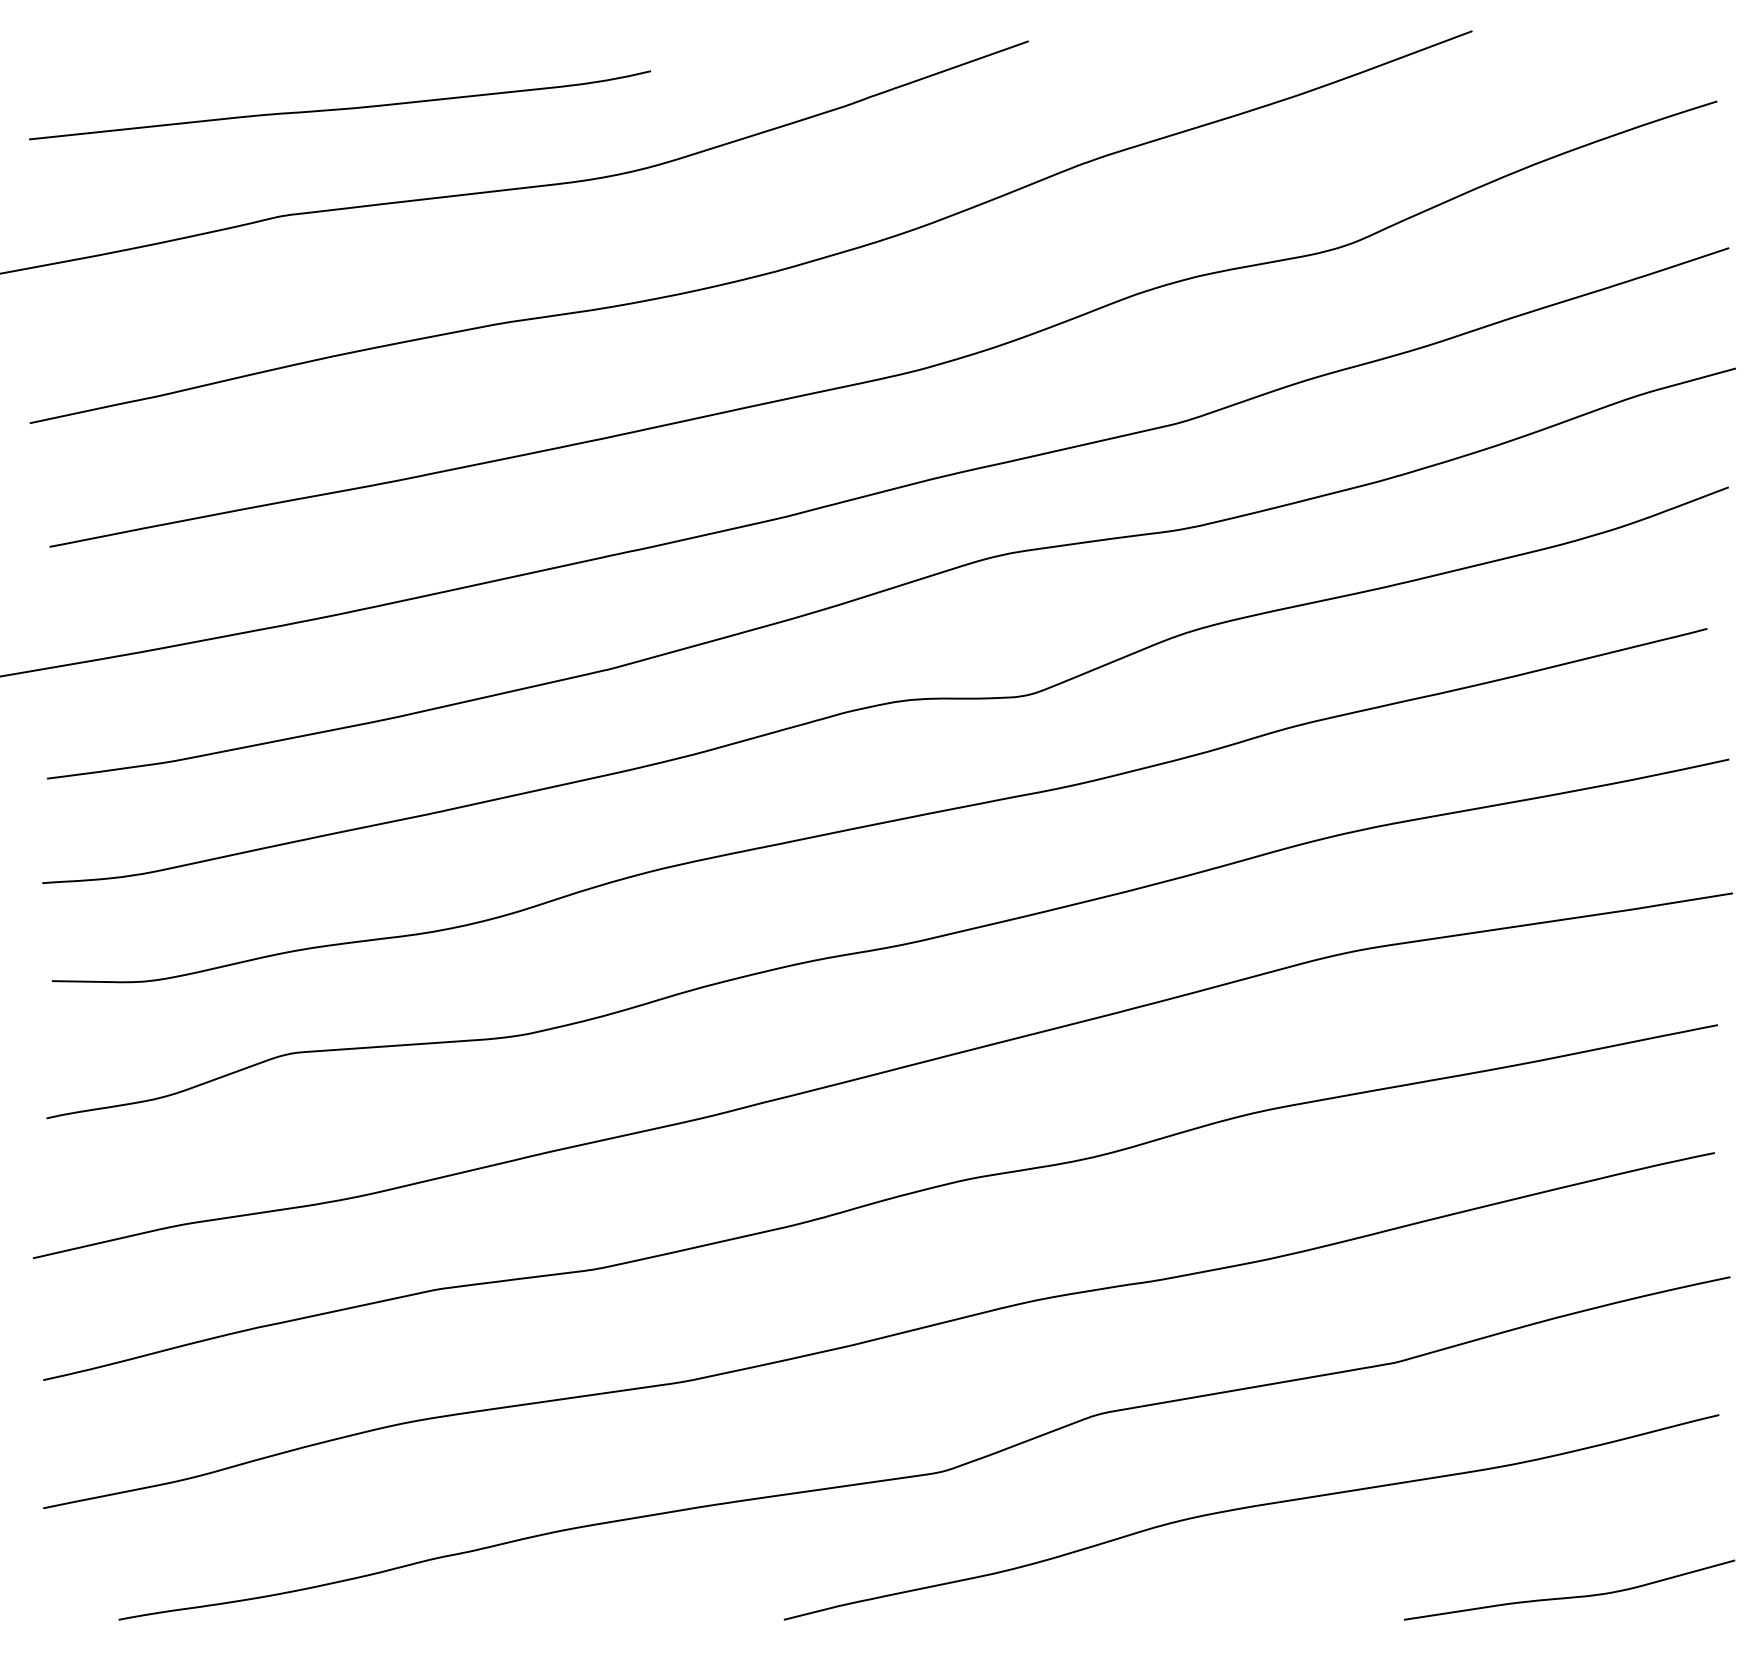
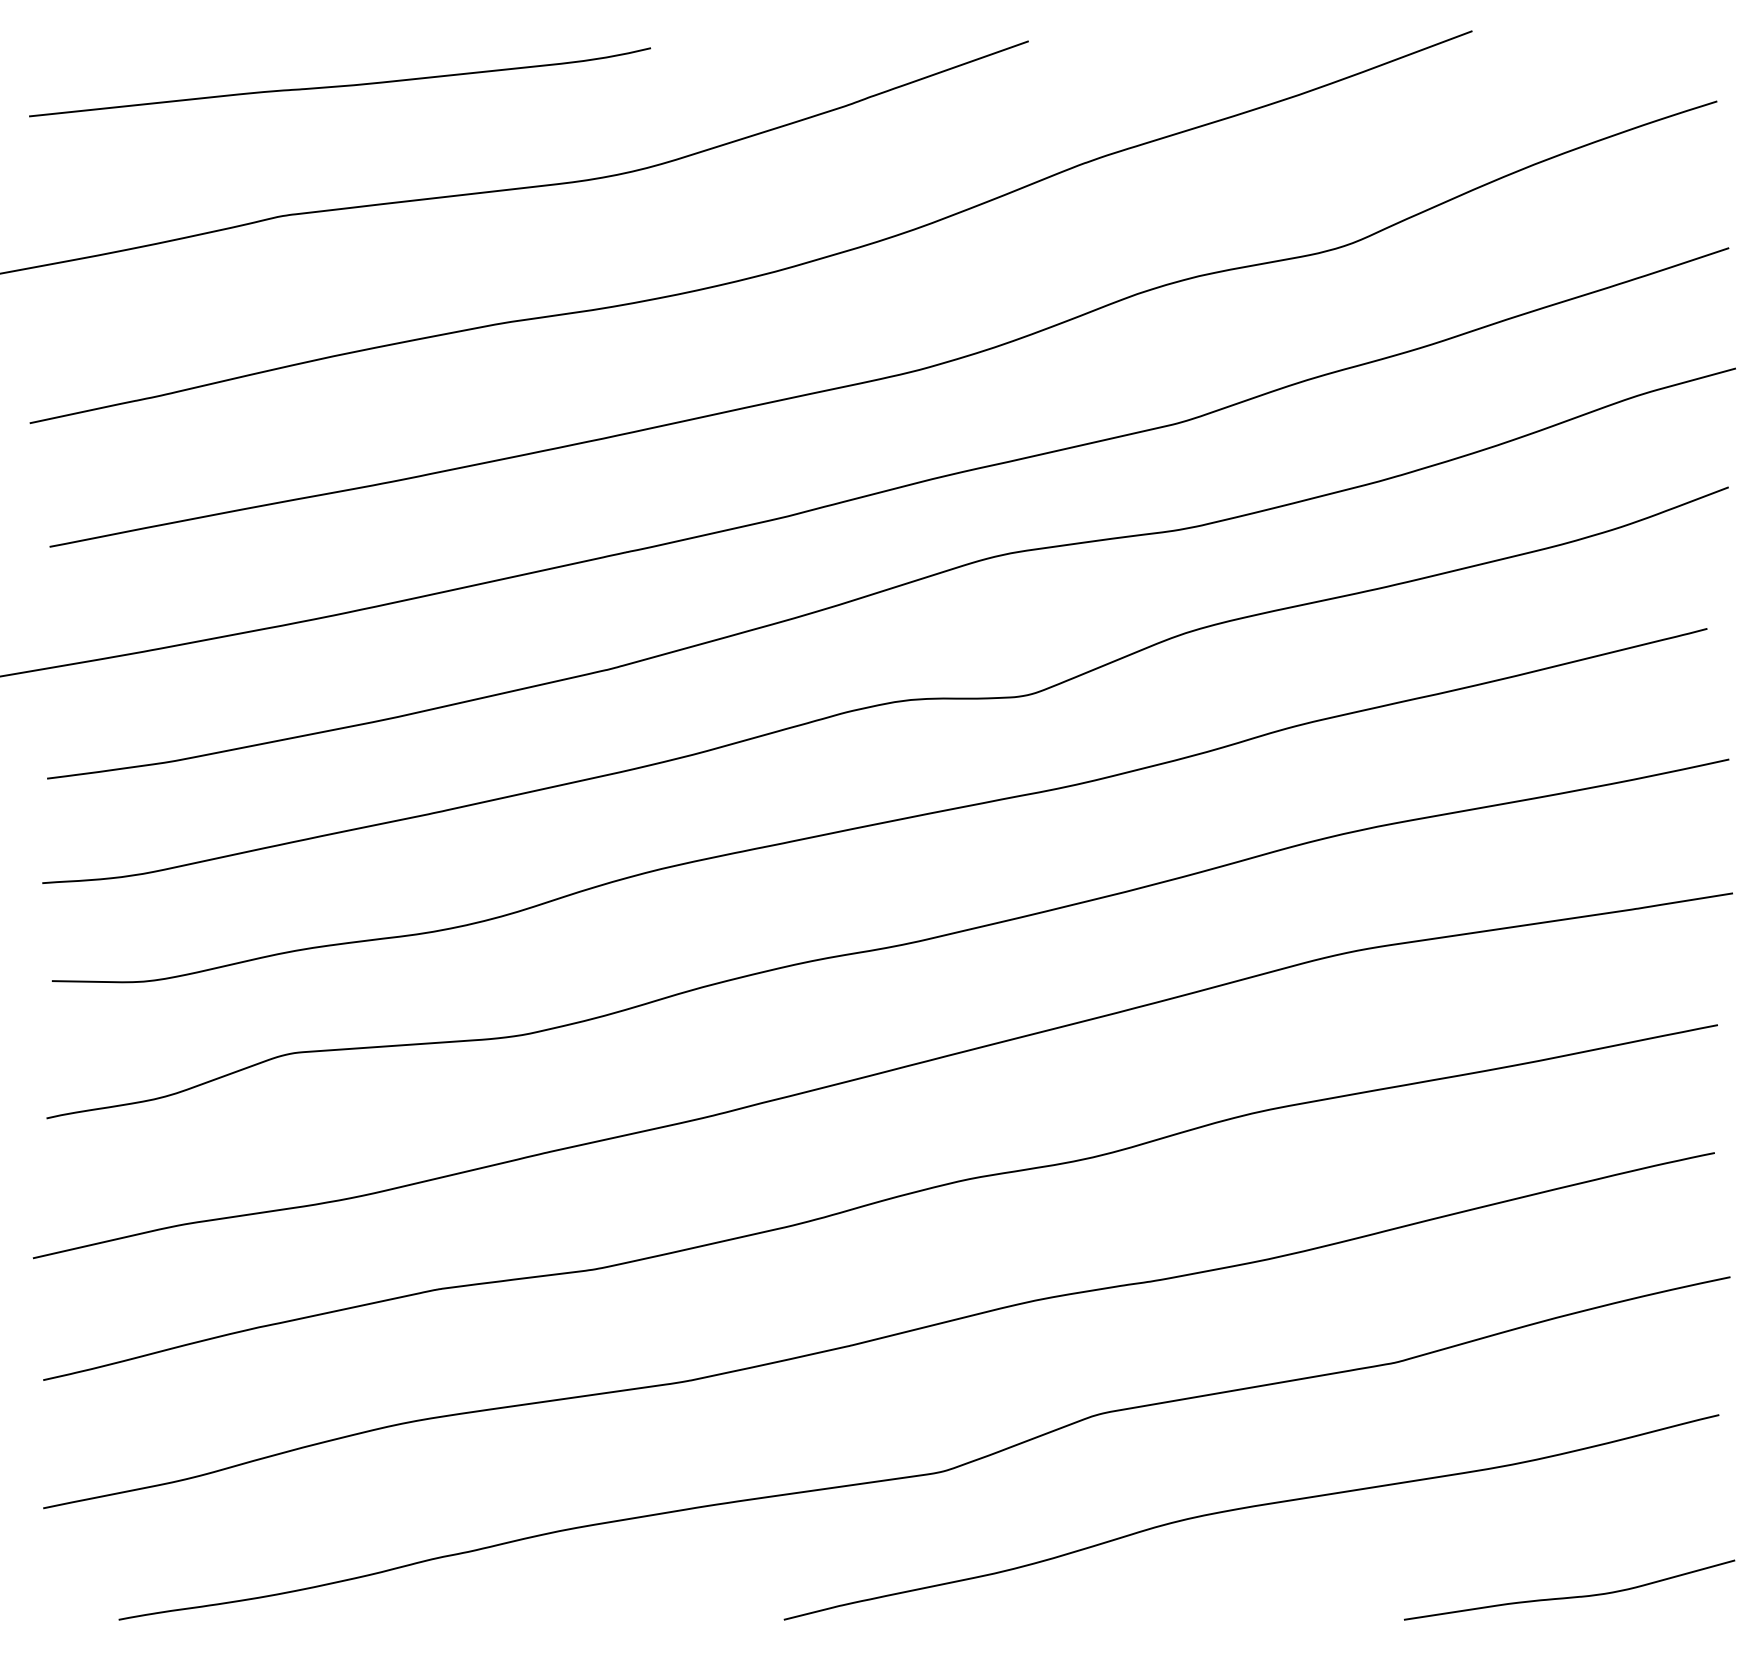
curve position: (339, 108) -> (339, 85) (339, 85)
